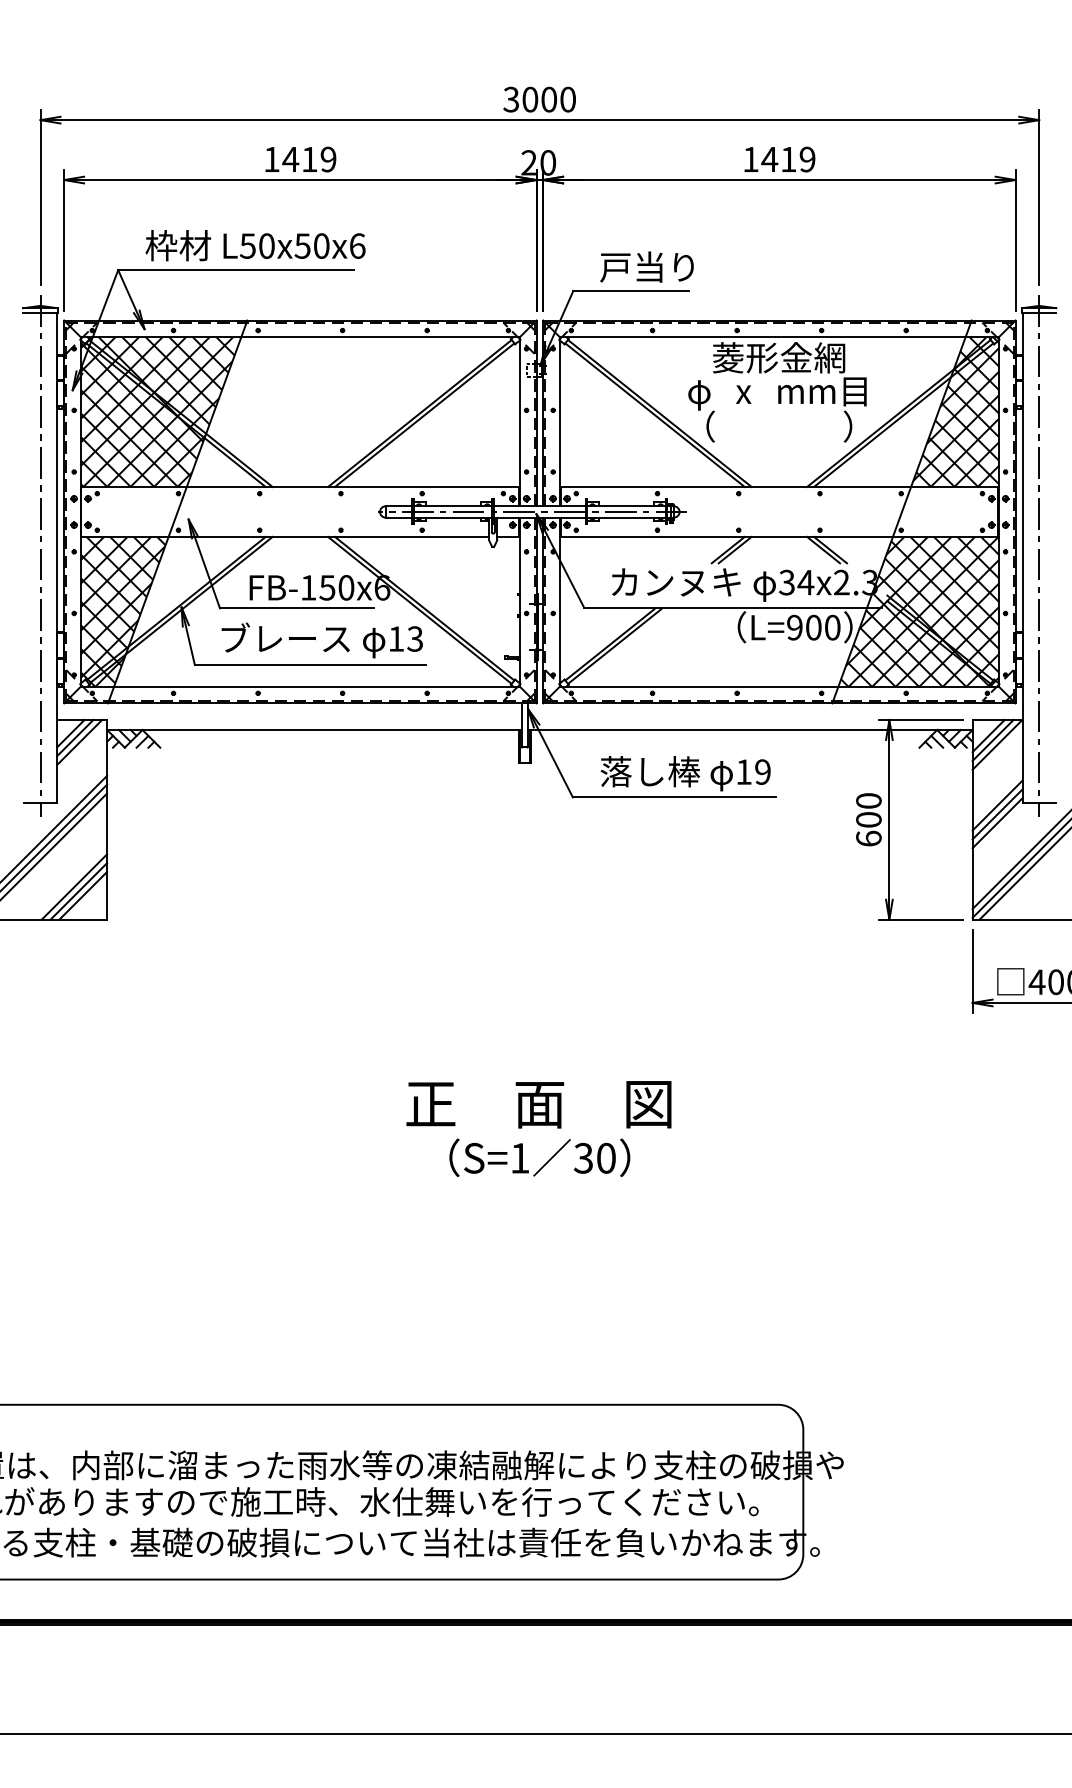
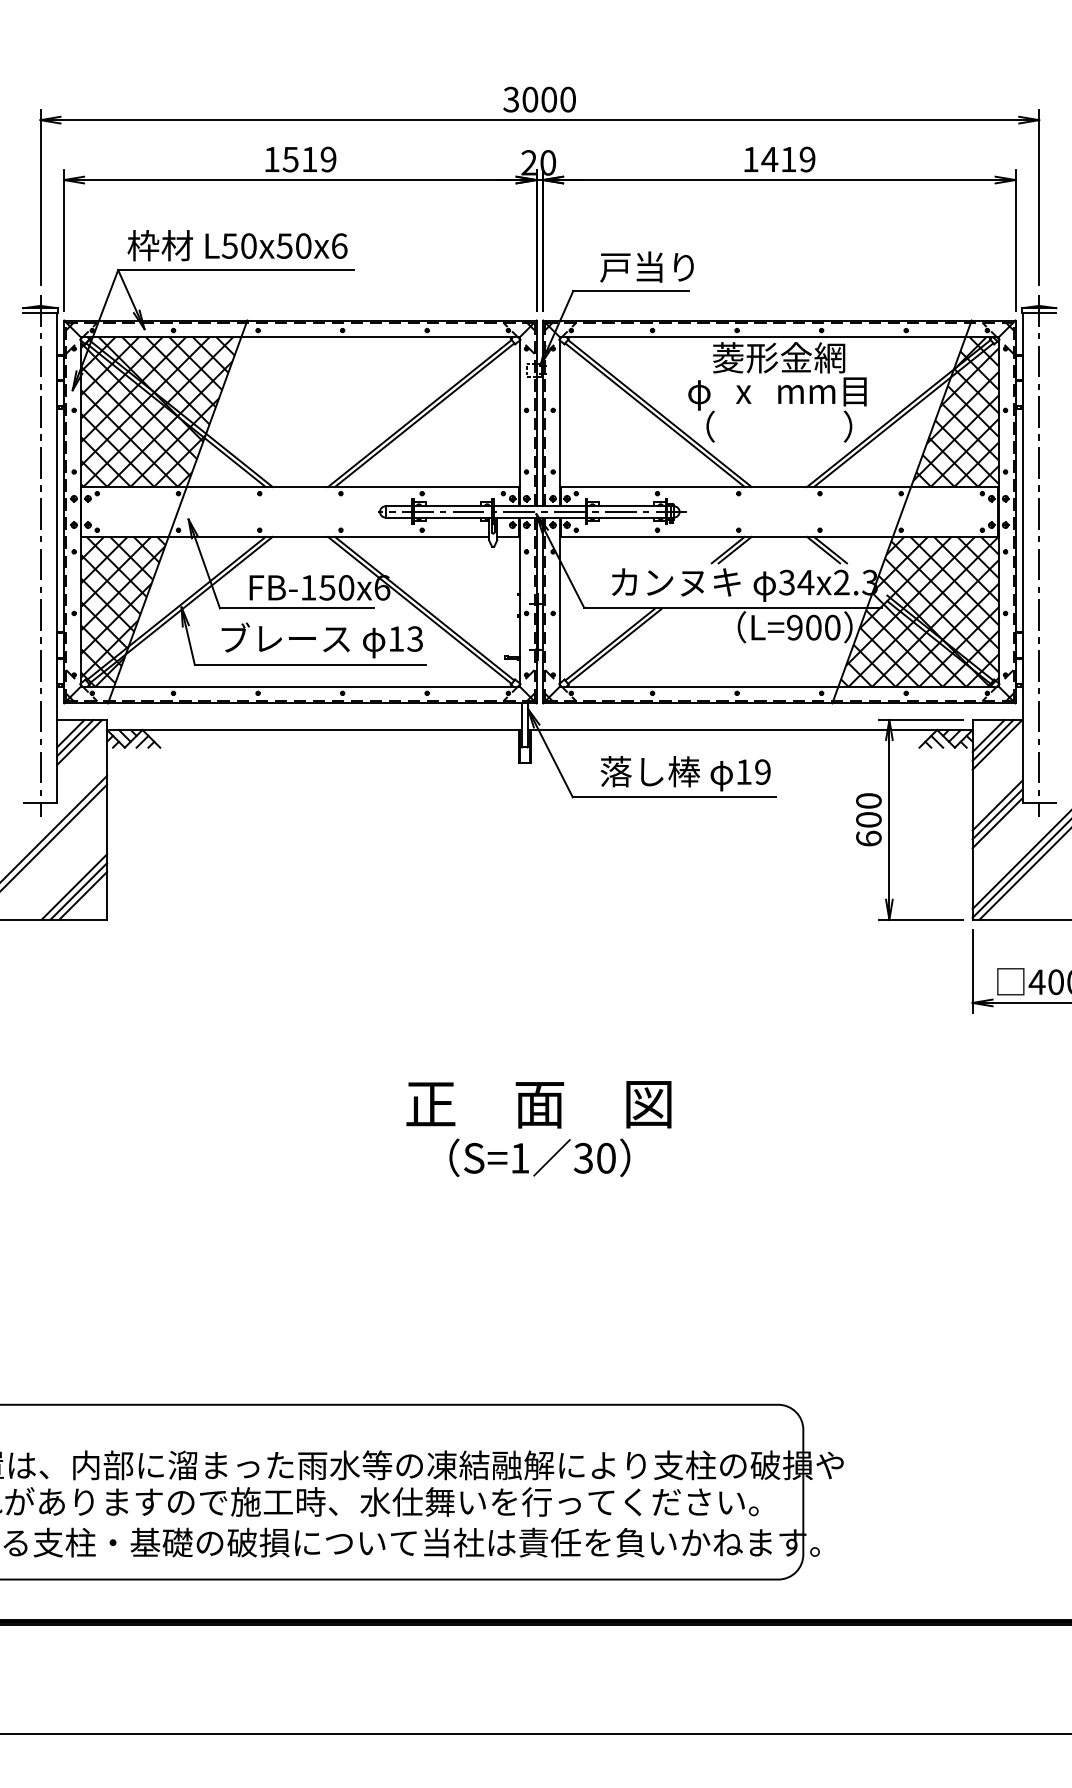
text: 1419 -> 1519 (290, 159)
text position: (255, 245) -> (237, 245) (237, 245)
line: present -> none (54, 845)
